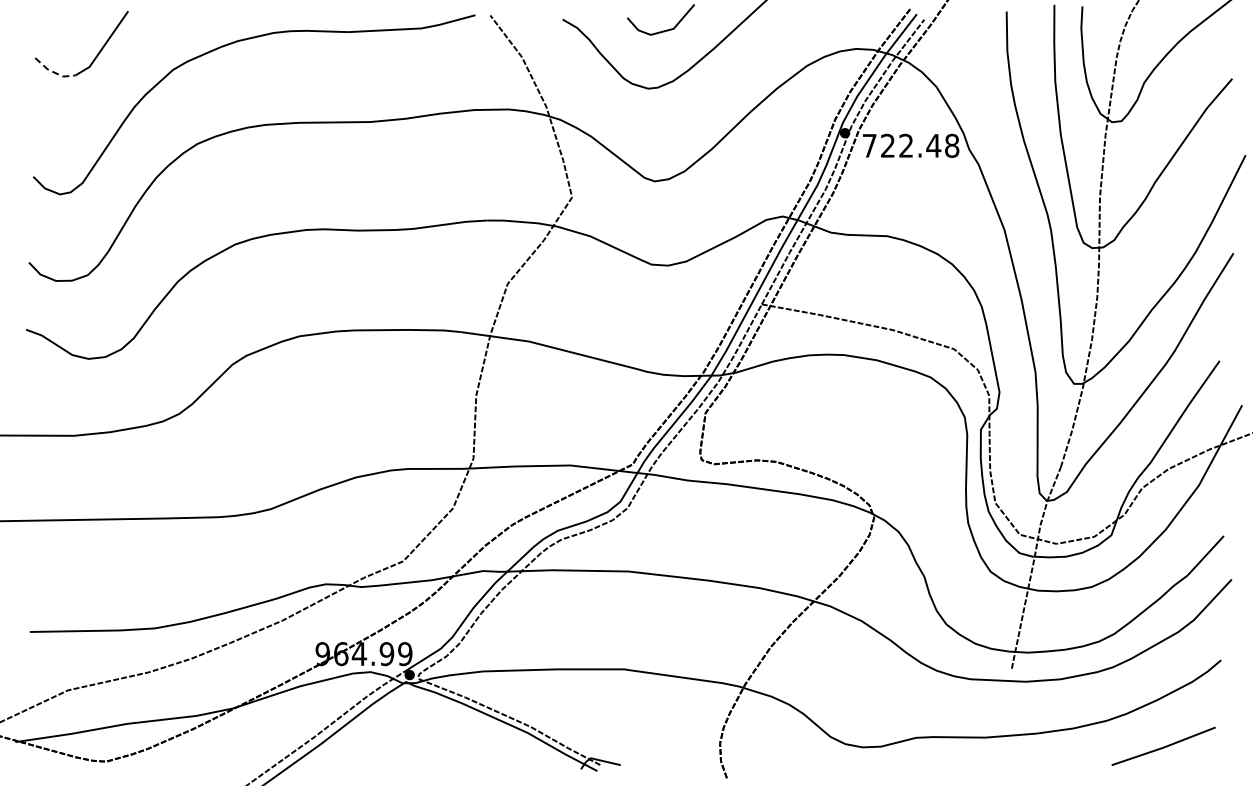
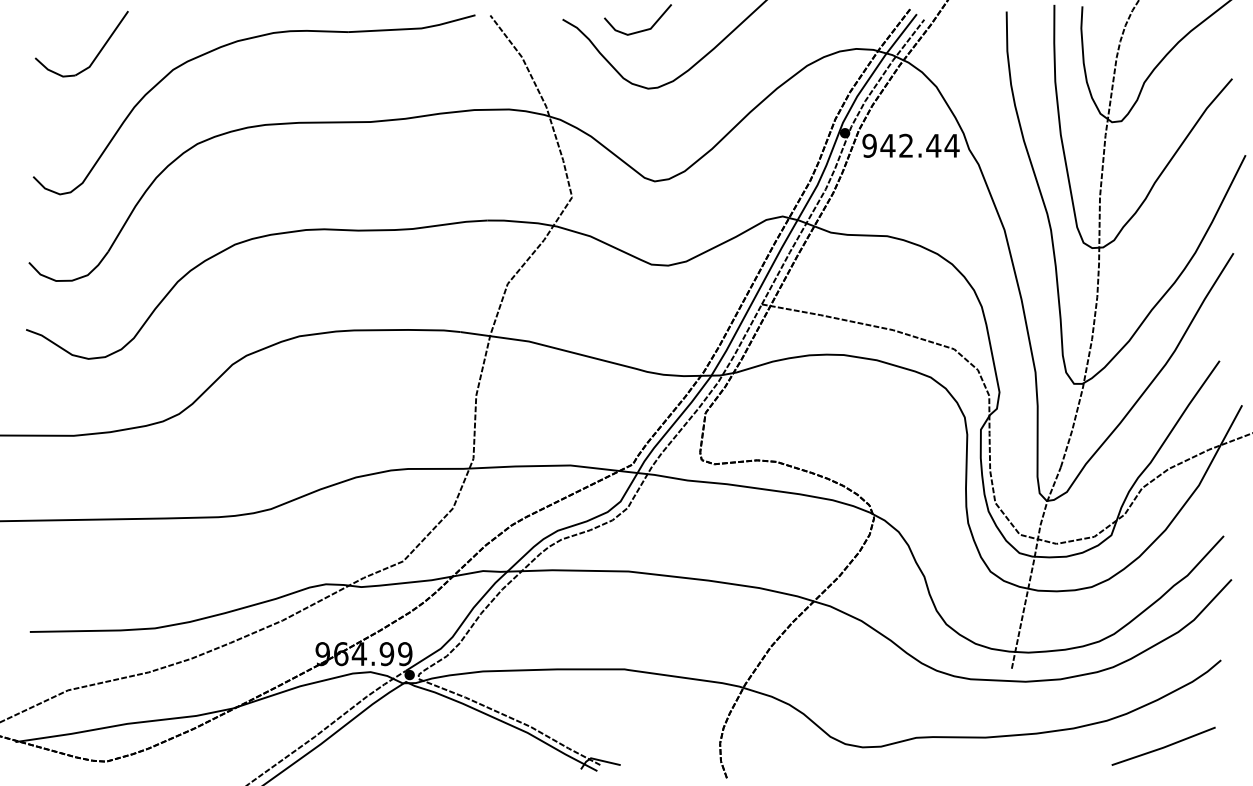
line position: (662, 30) -> (639, 30) (639, 30)
line: dashed -> solid (53, 72)
text: 722.48 -> 942.44 (910, 145)
